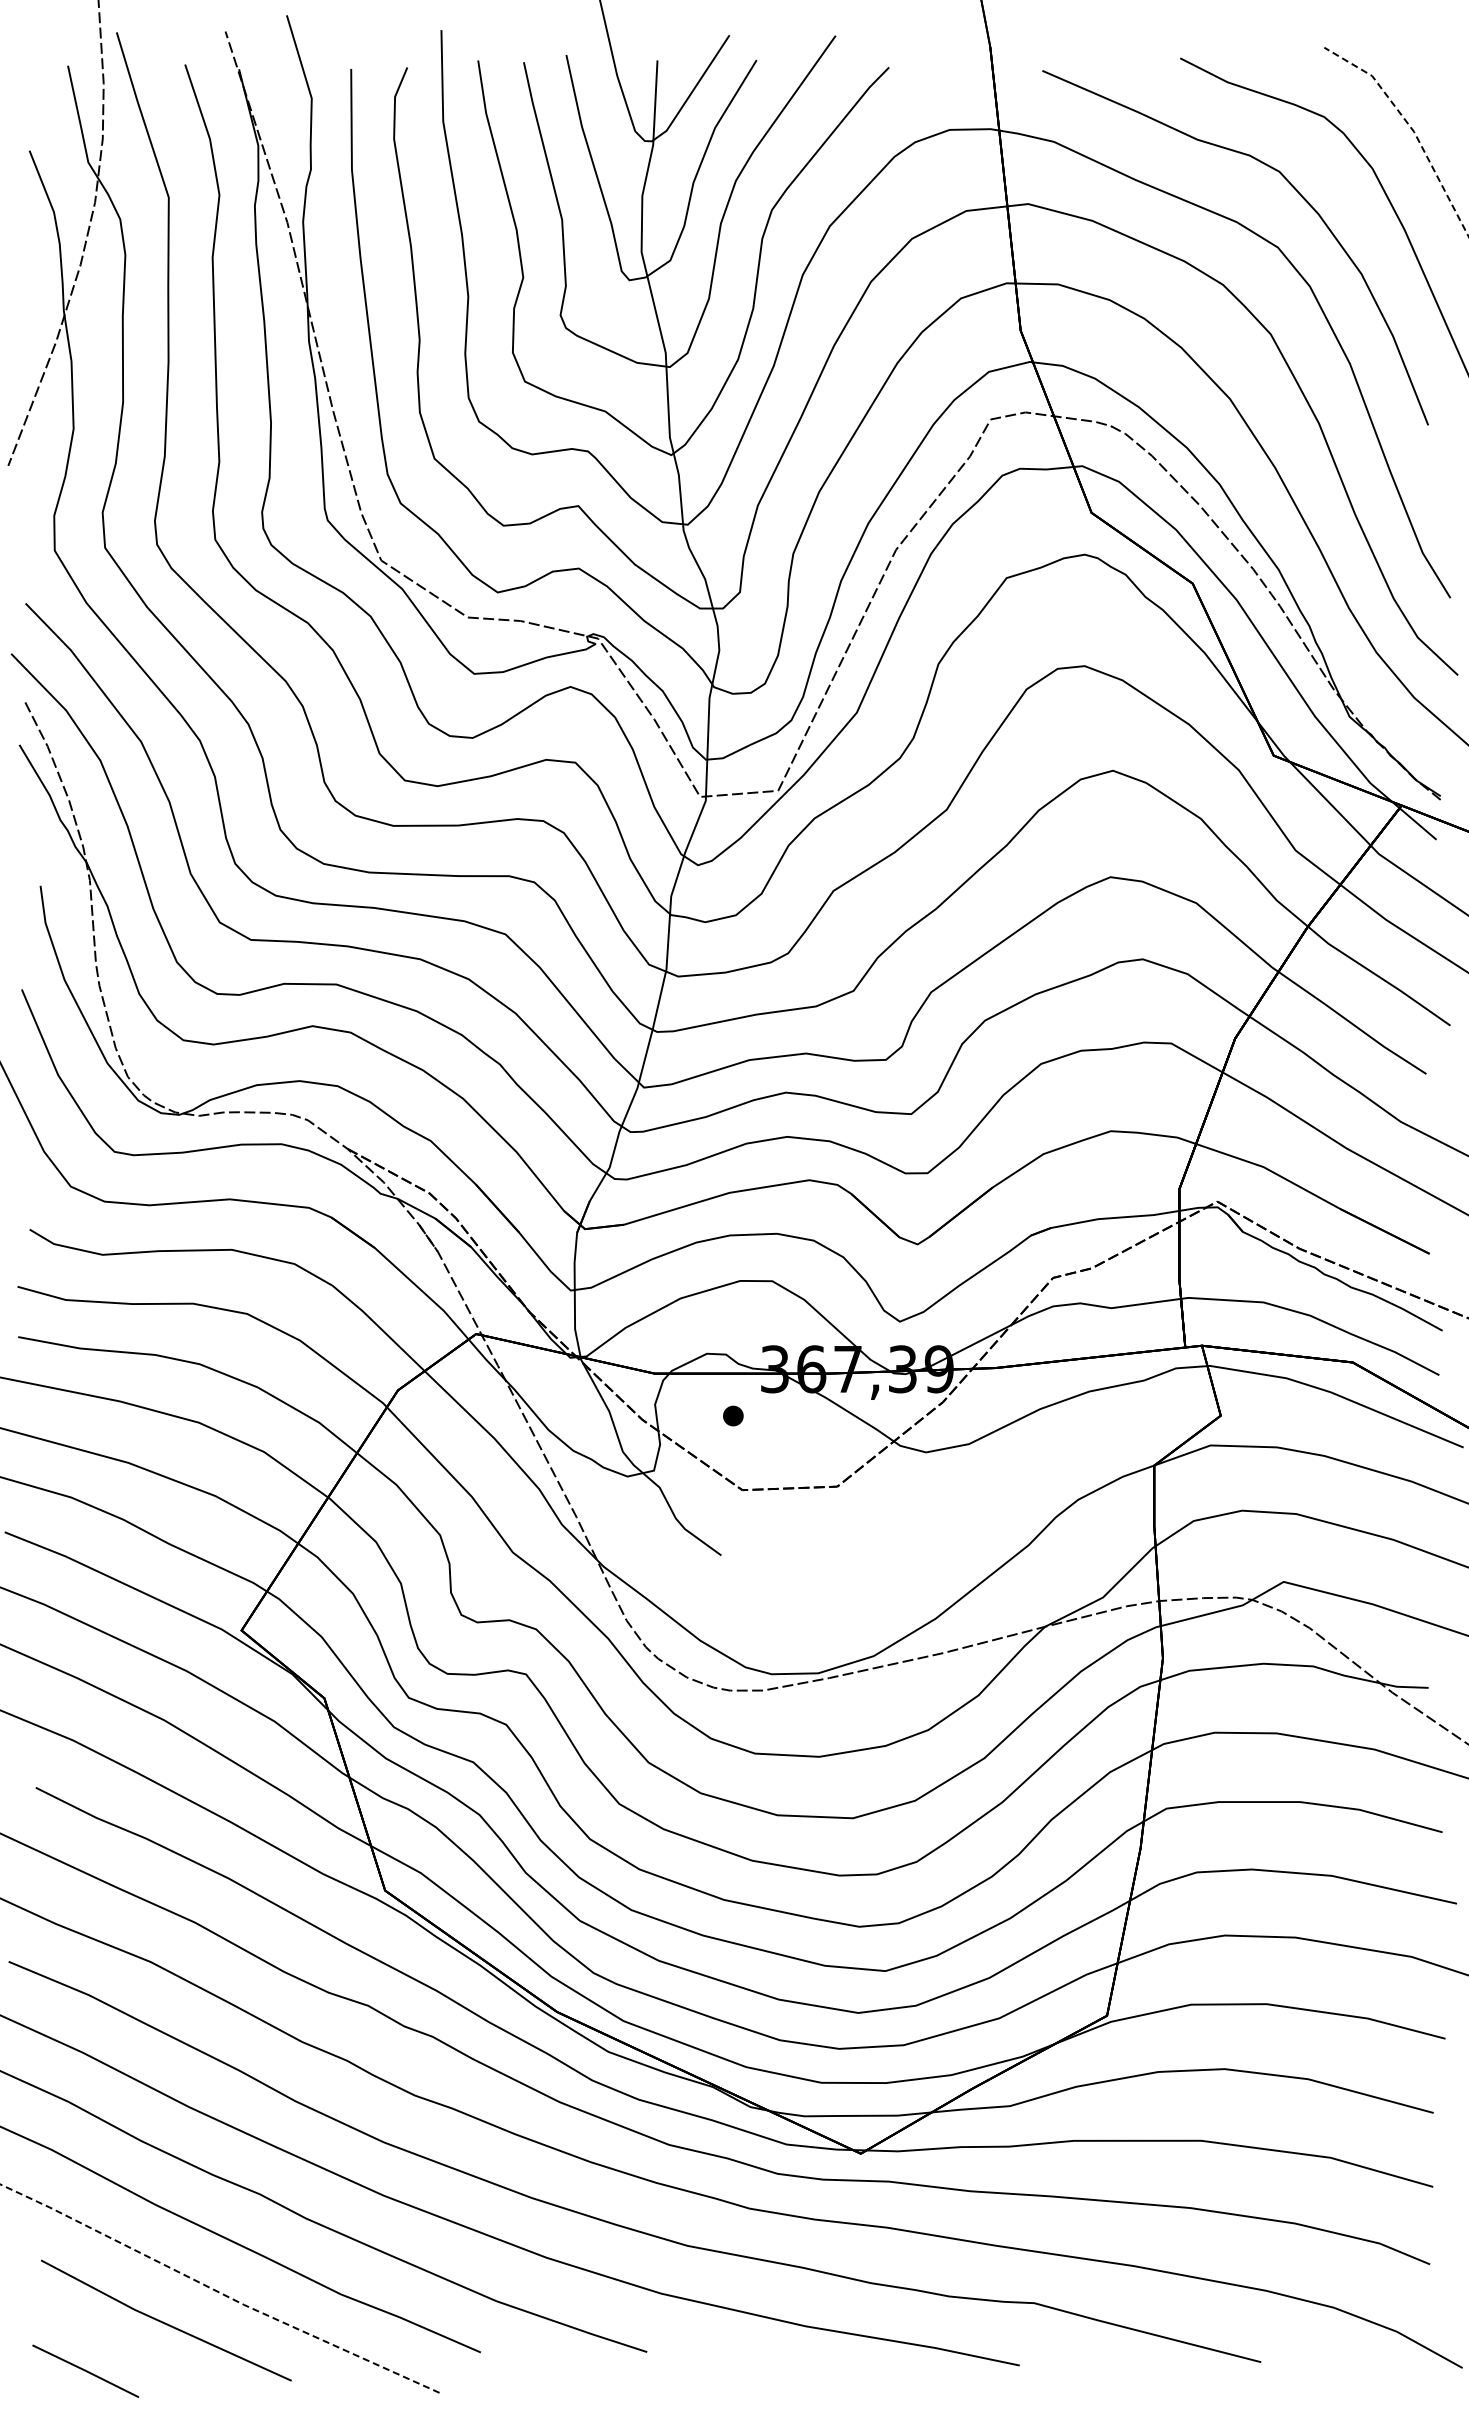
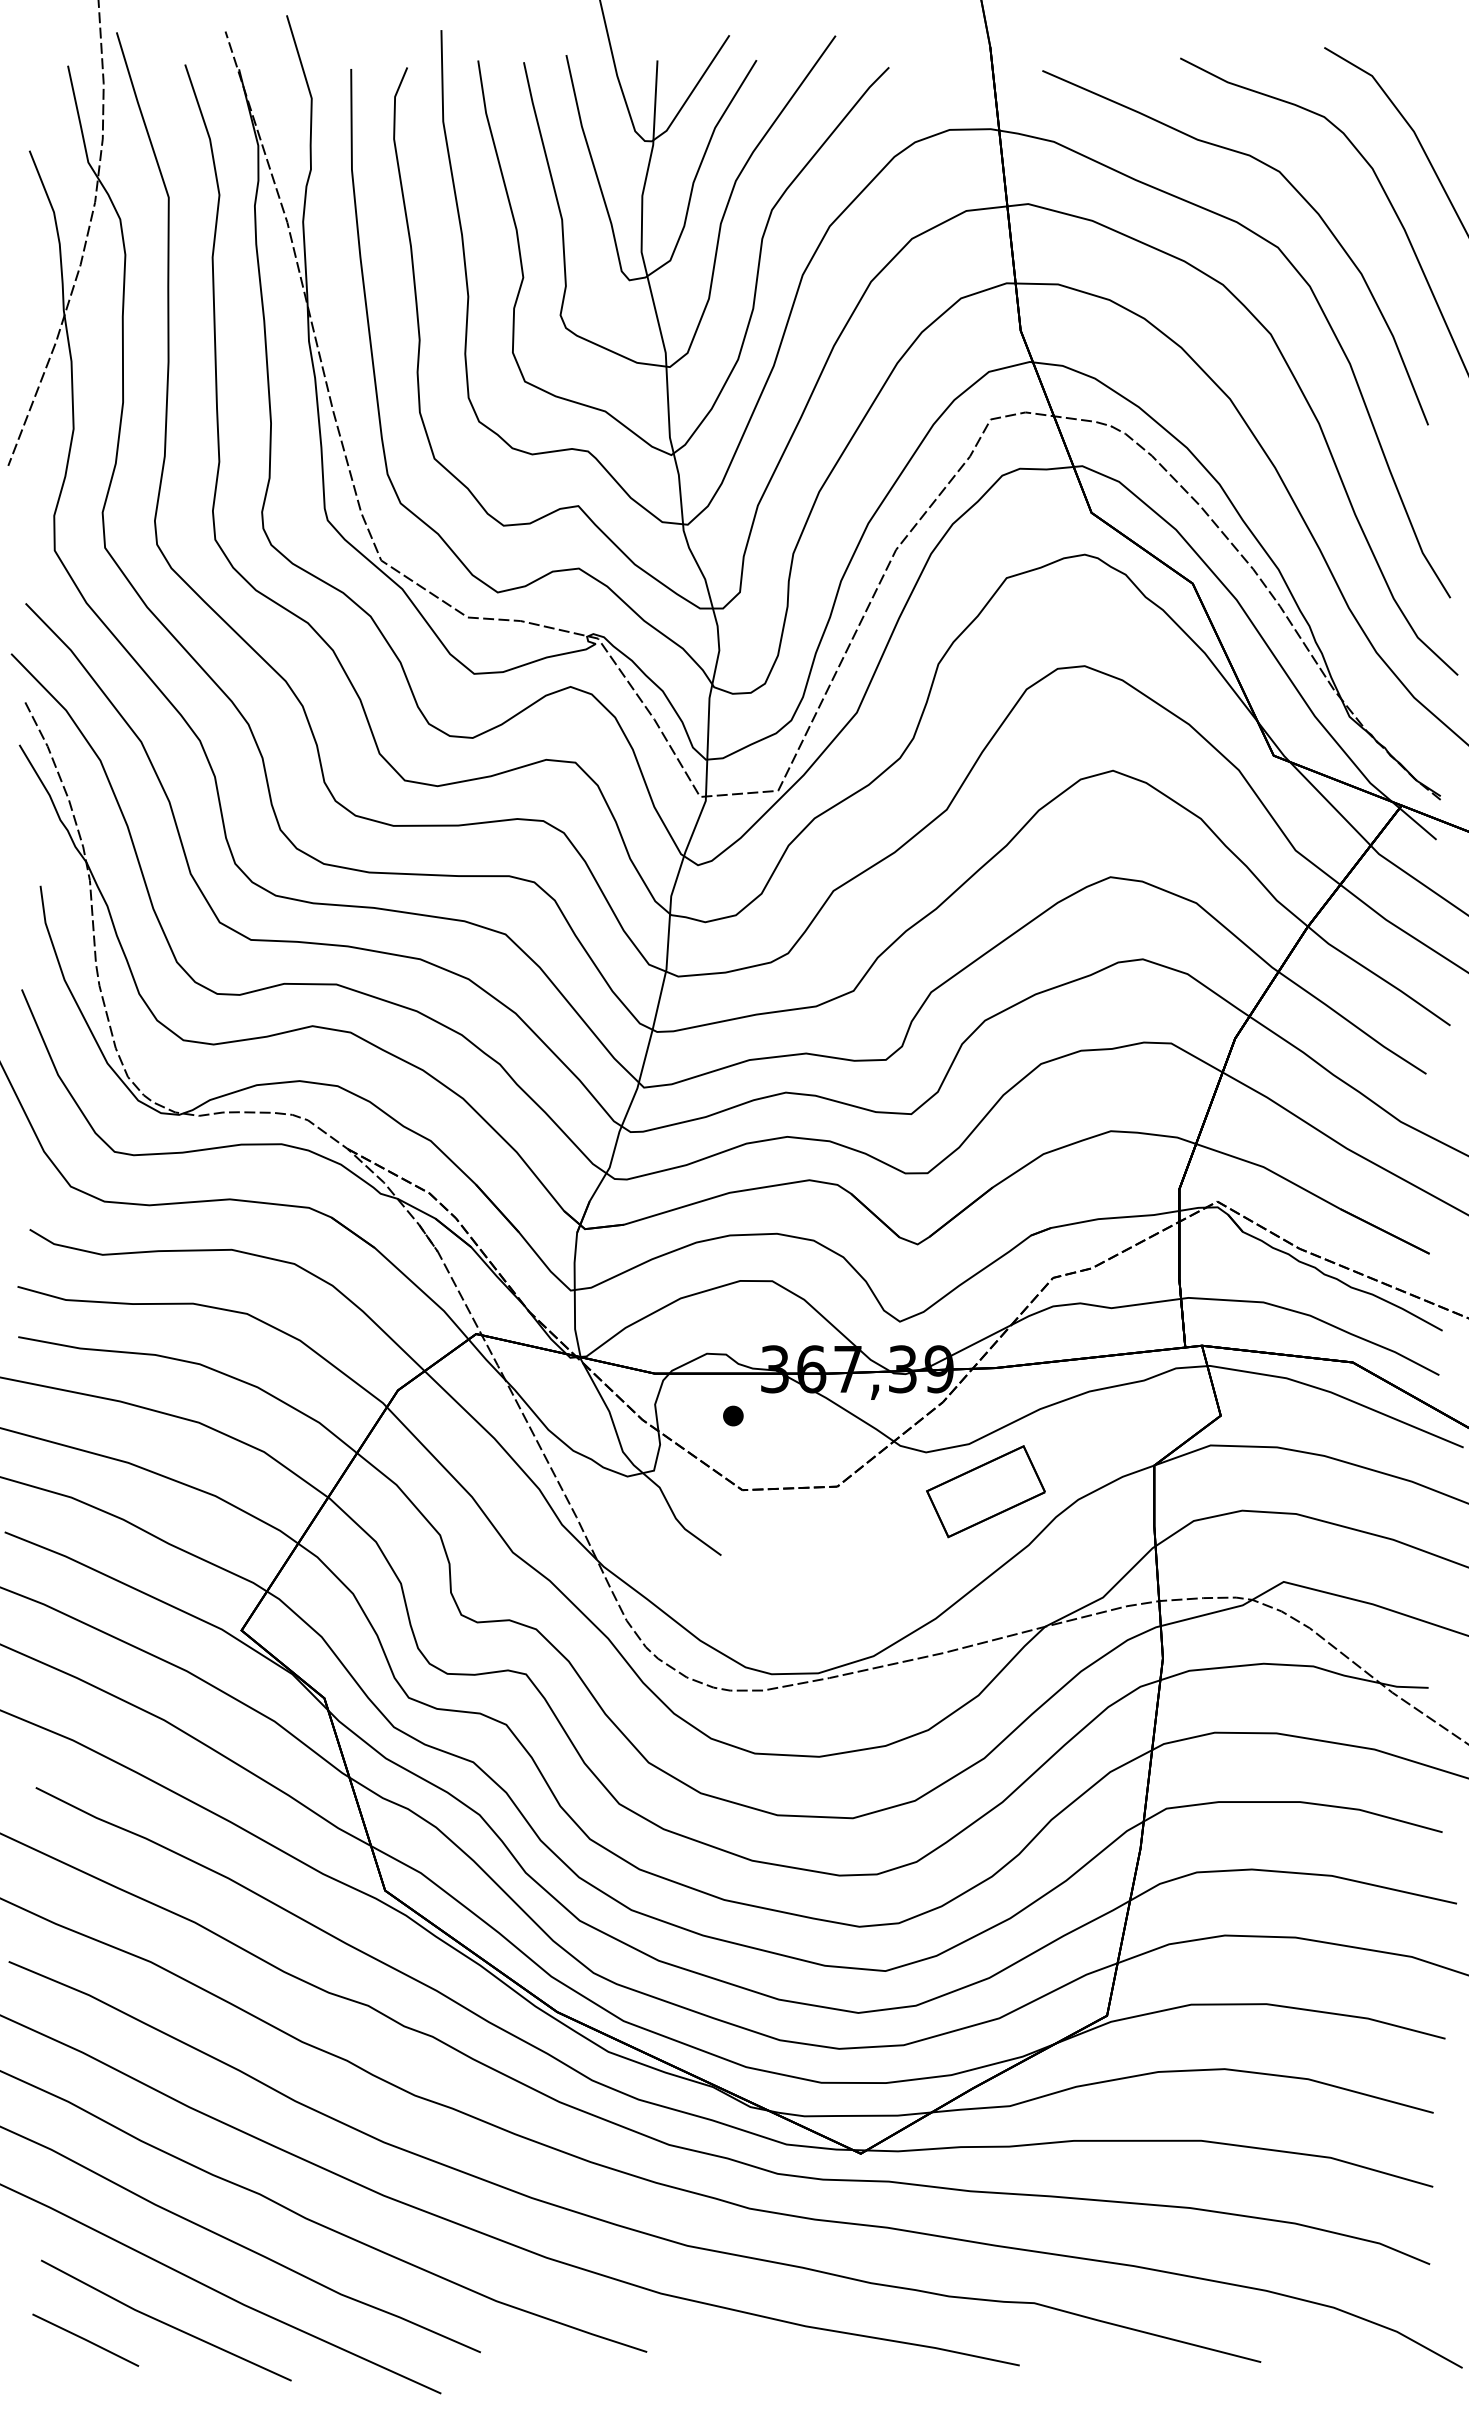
line: dashed -> solid (1411, 128)
part: none -> present (985, 1491)
line: dashed -> solid (219, 2292)
line position: (85, 2370) -> (85, 2339) (85, 2339)
